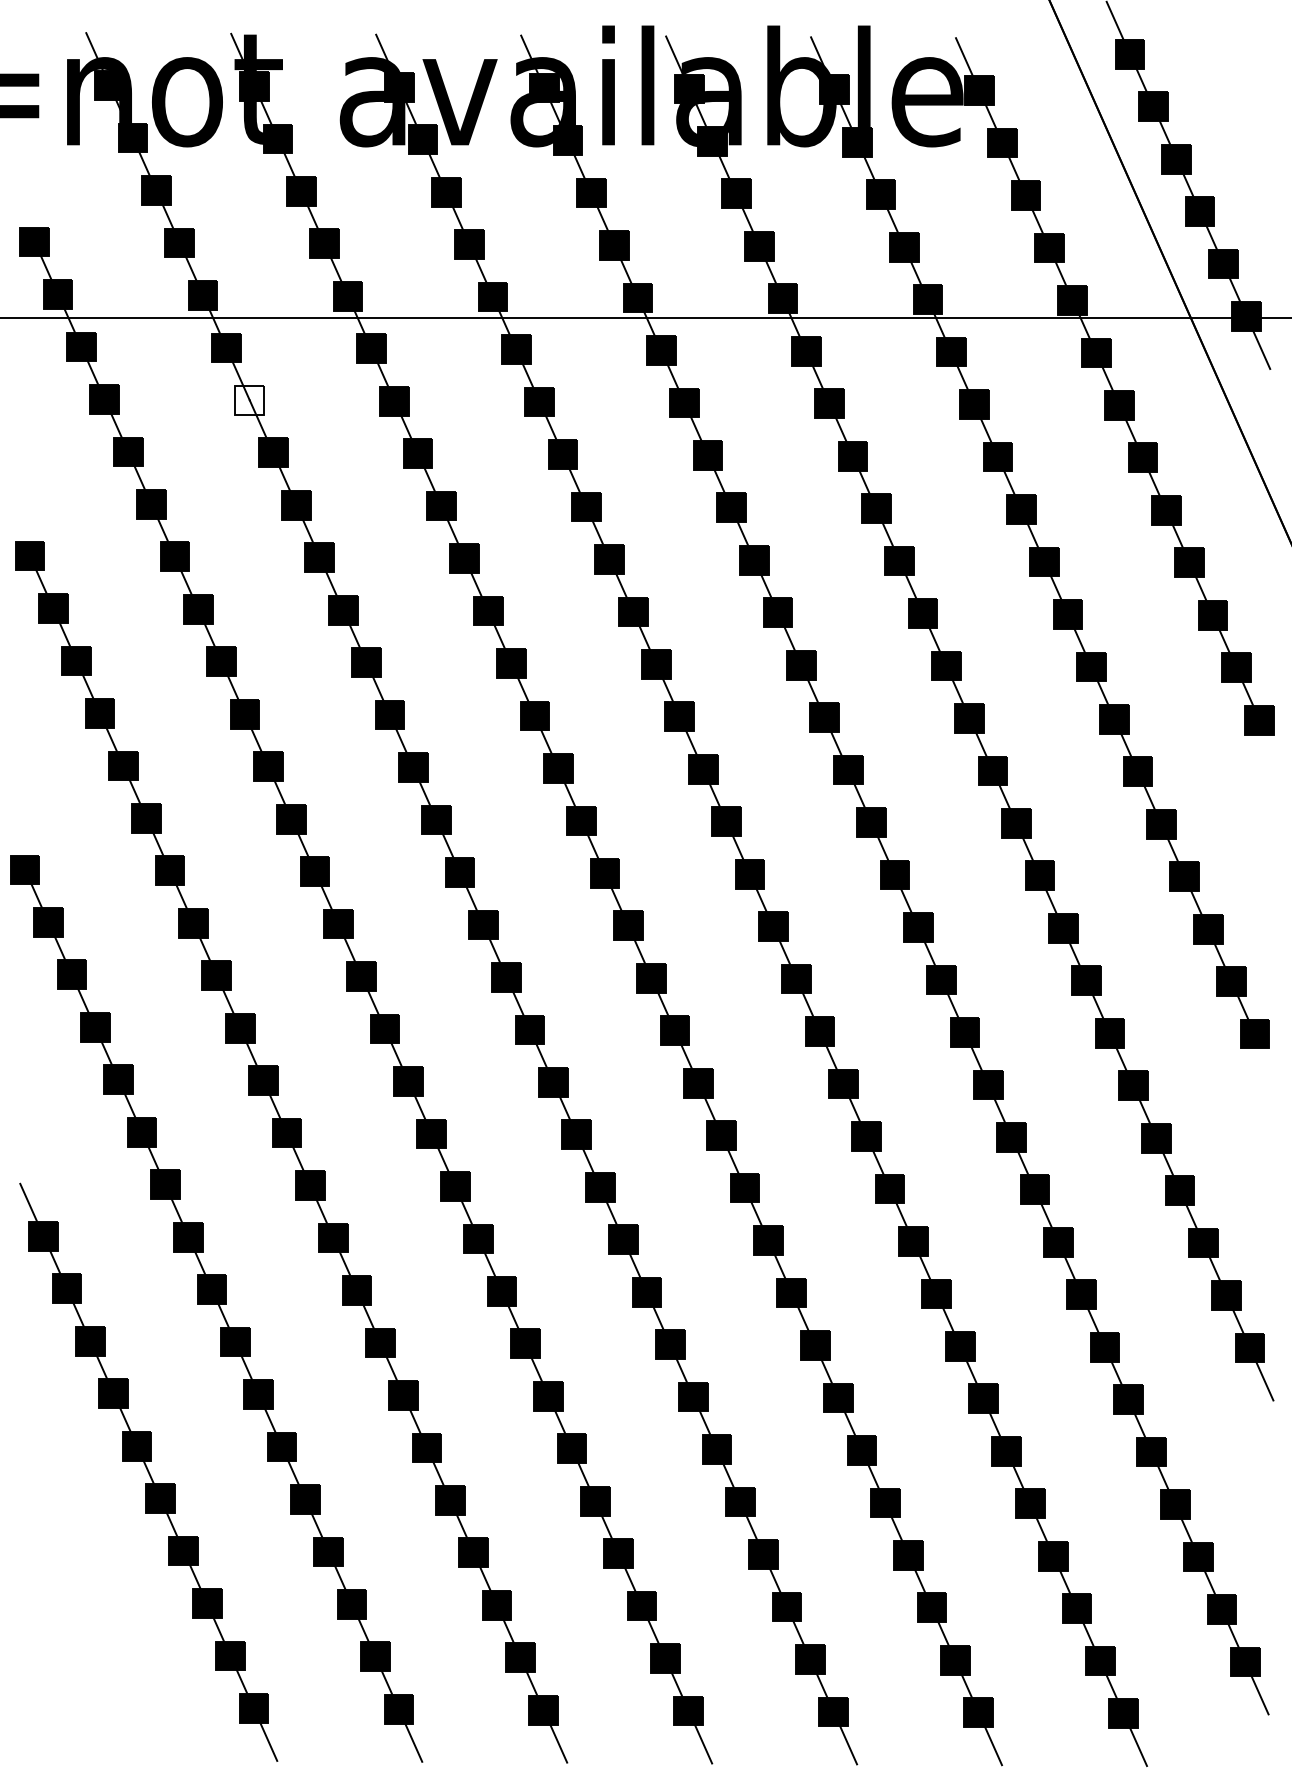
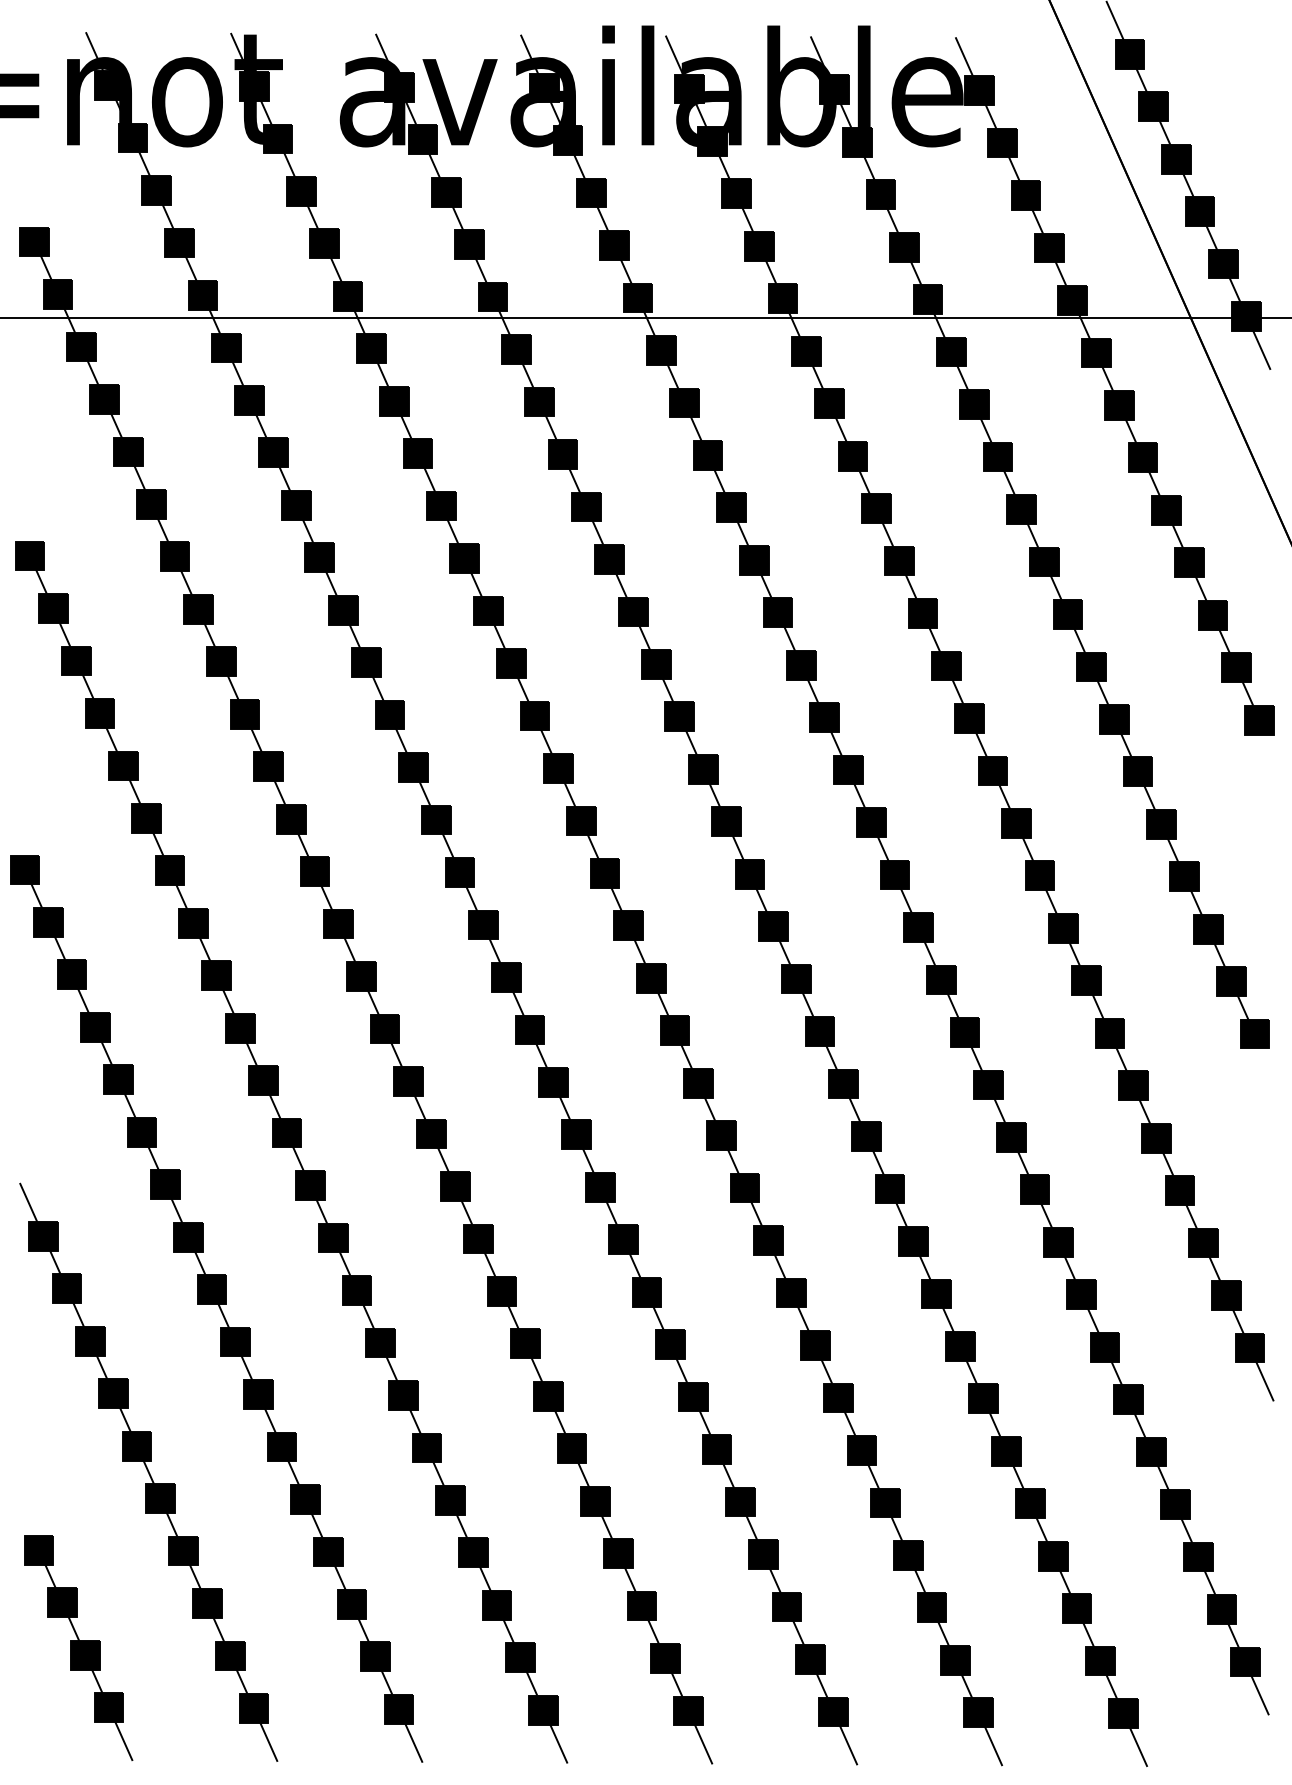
fill: none -> present (249, 400)
part: none -> present (78, 1647)
